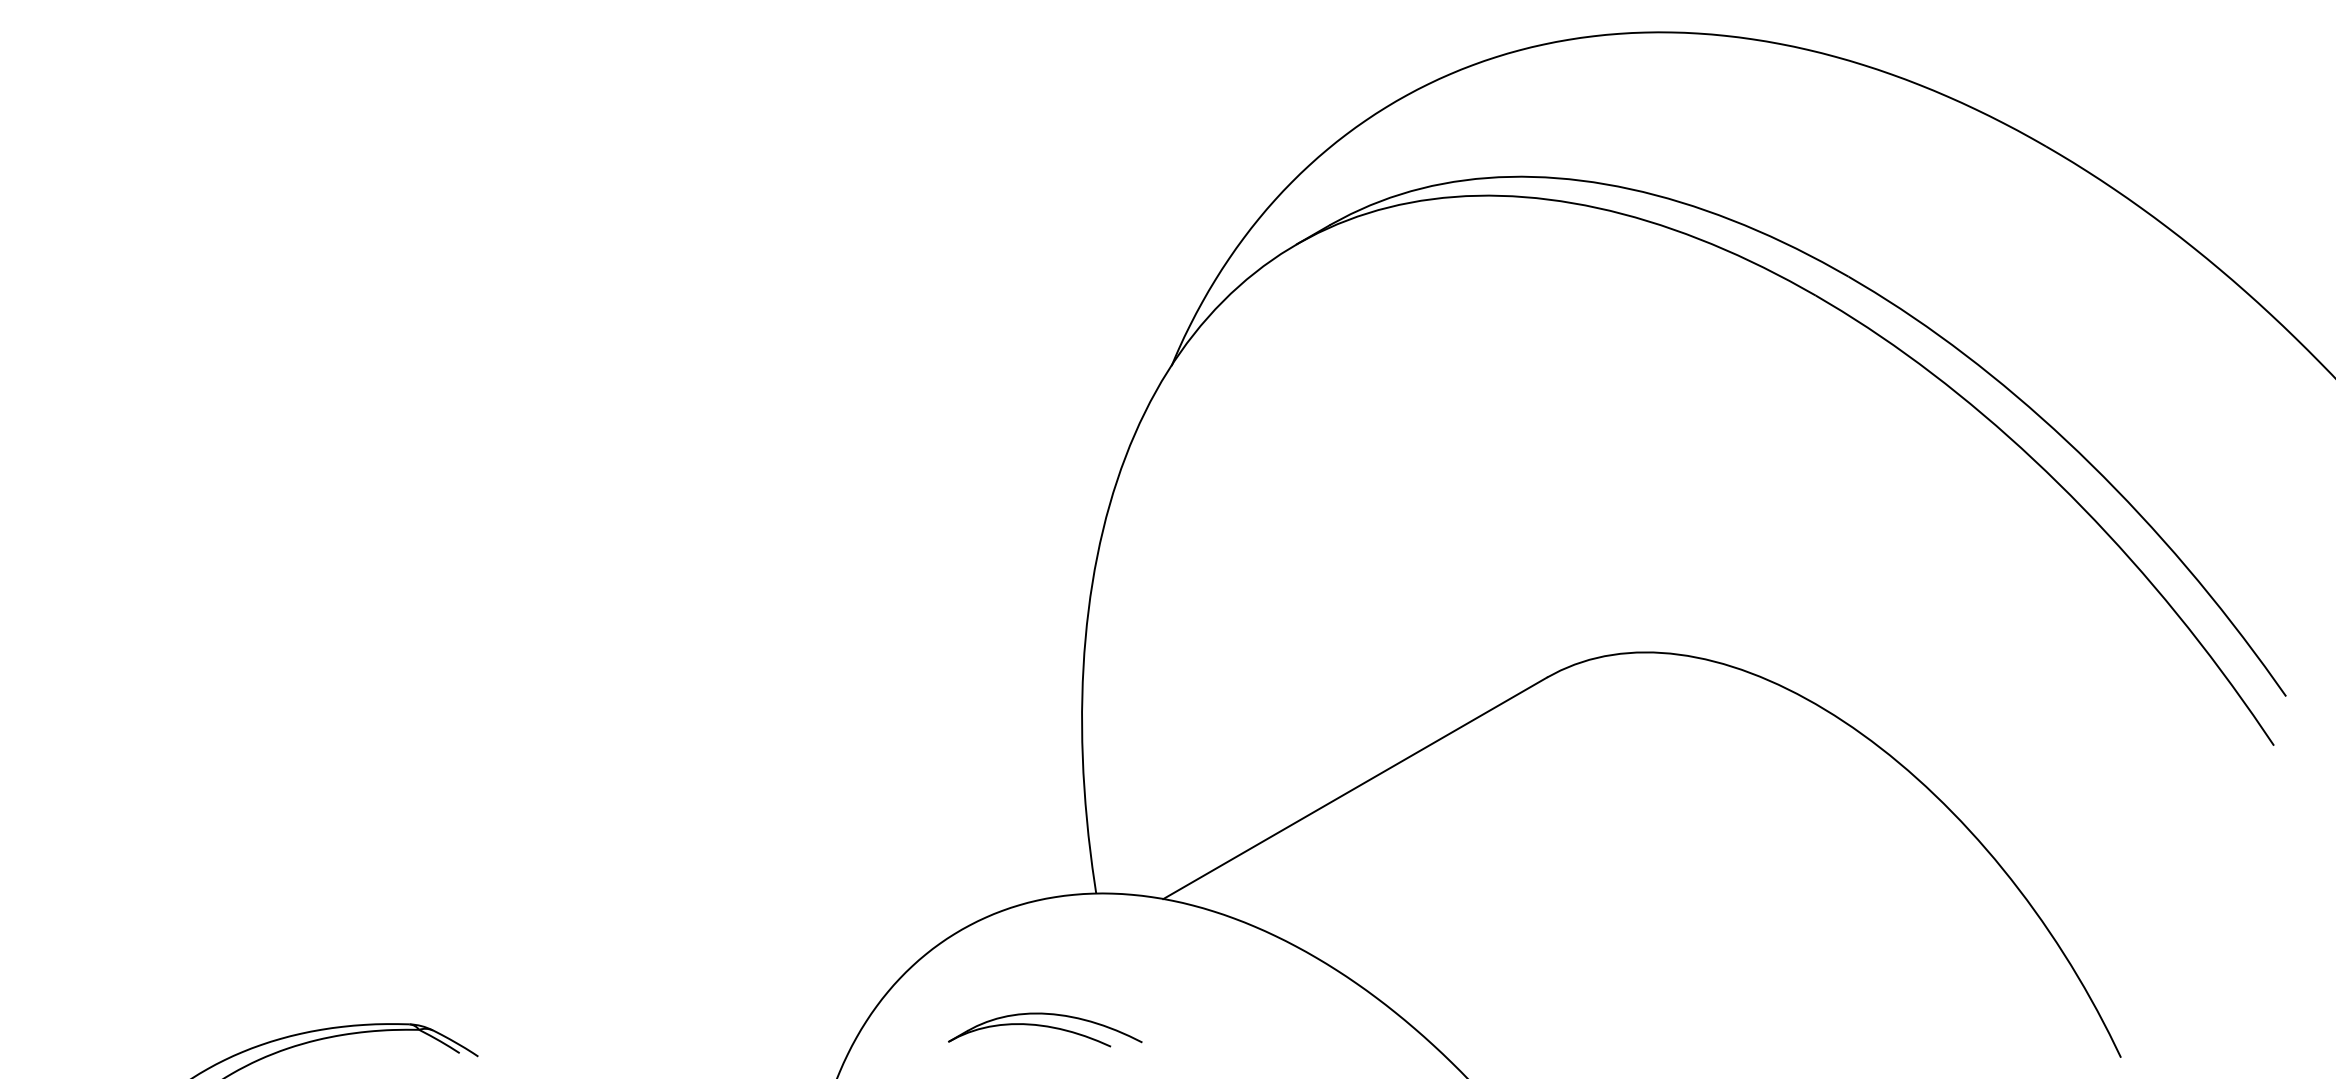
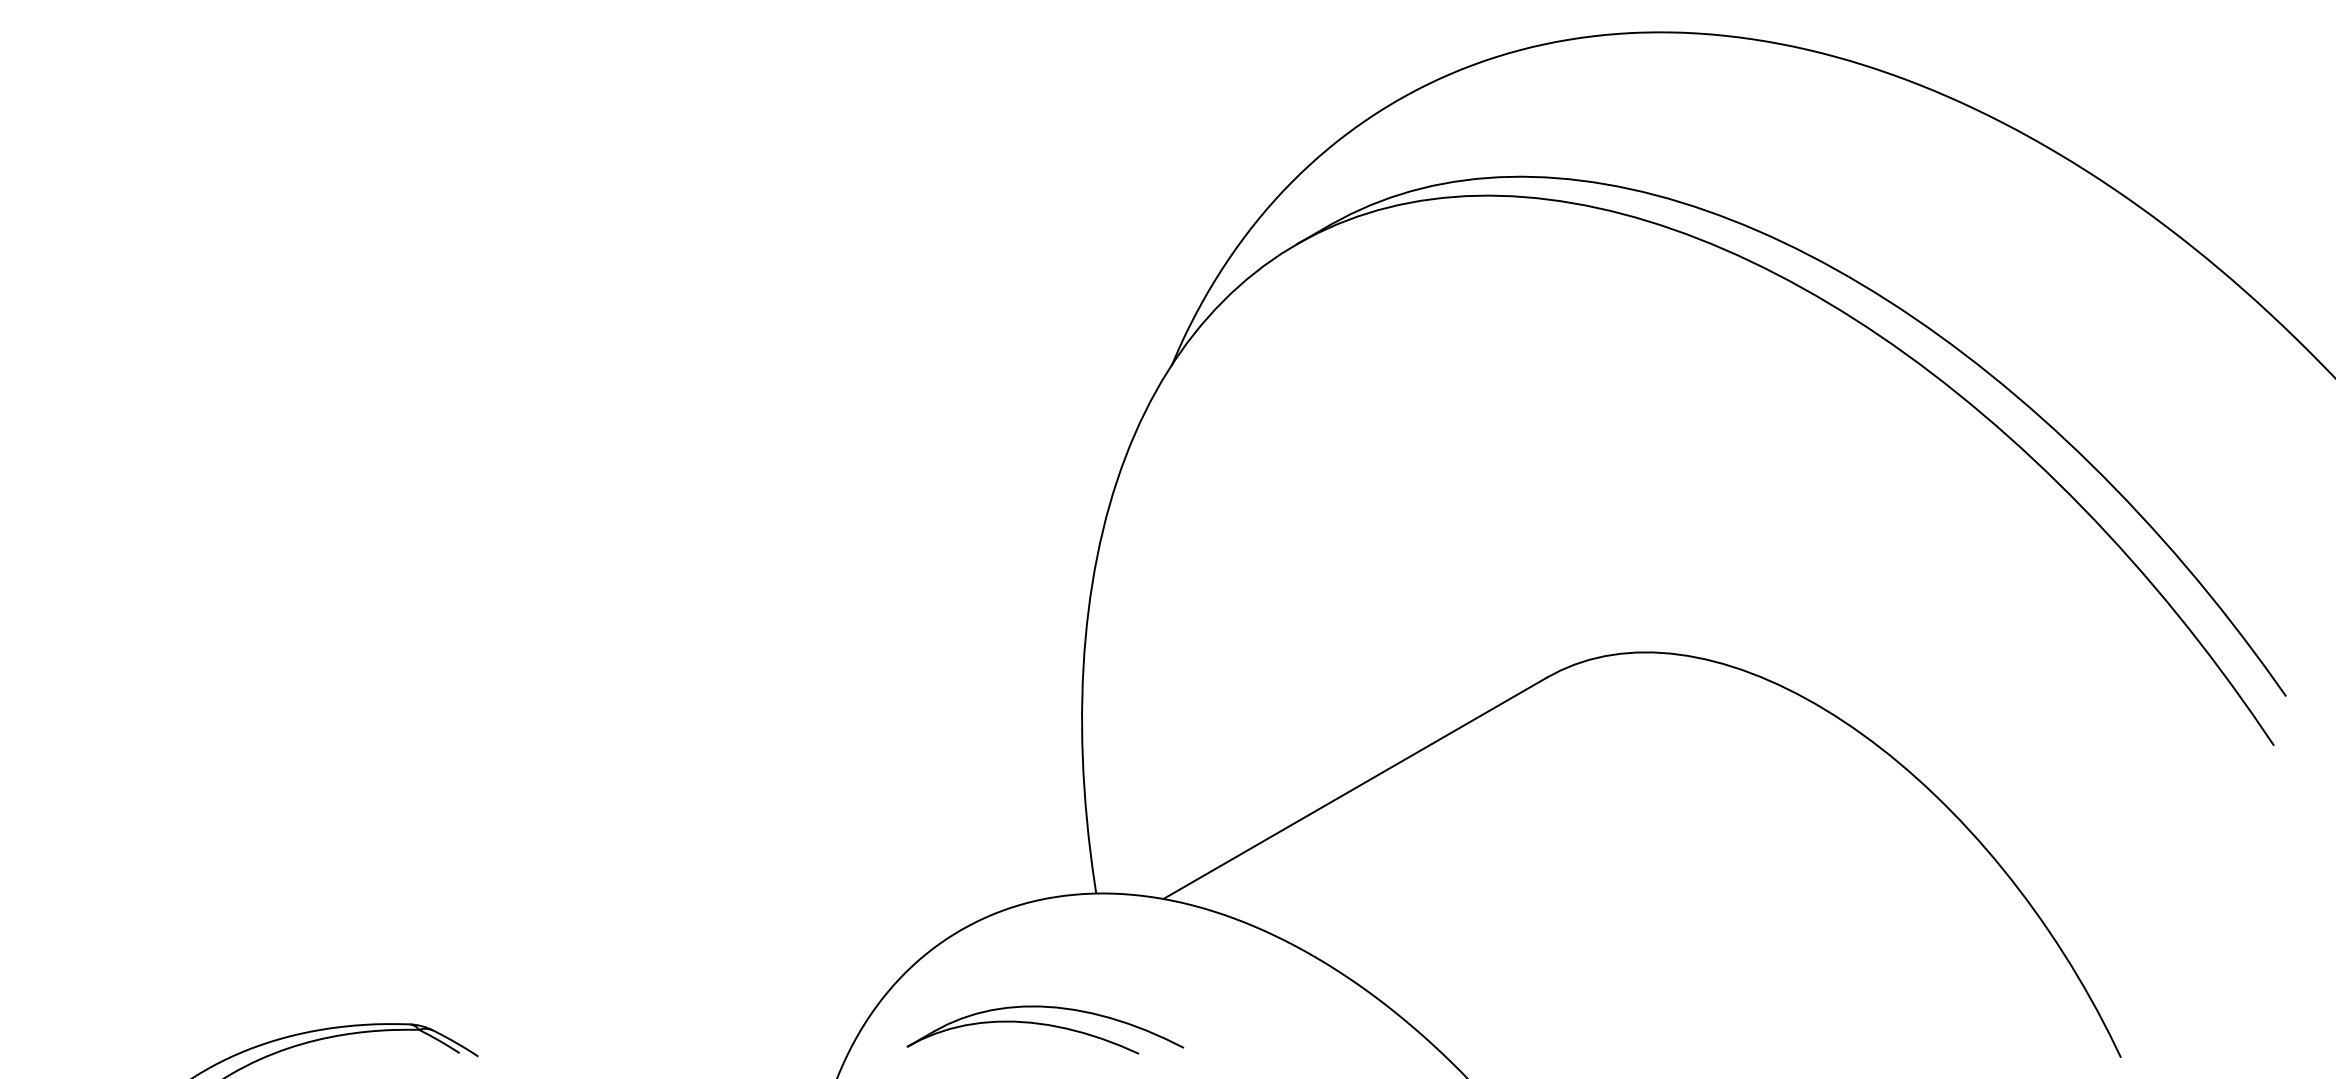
part size: 195x36 px -> 279x50 px (1045, 1029)
